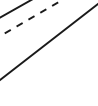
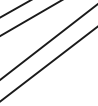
line: dashed -> solid (30, 18)
line: none -> present (48, 64)
